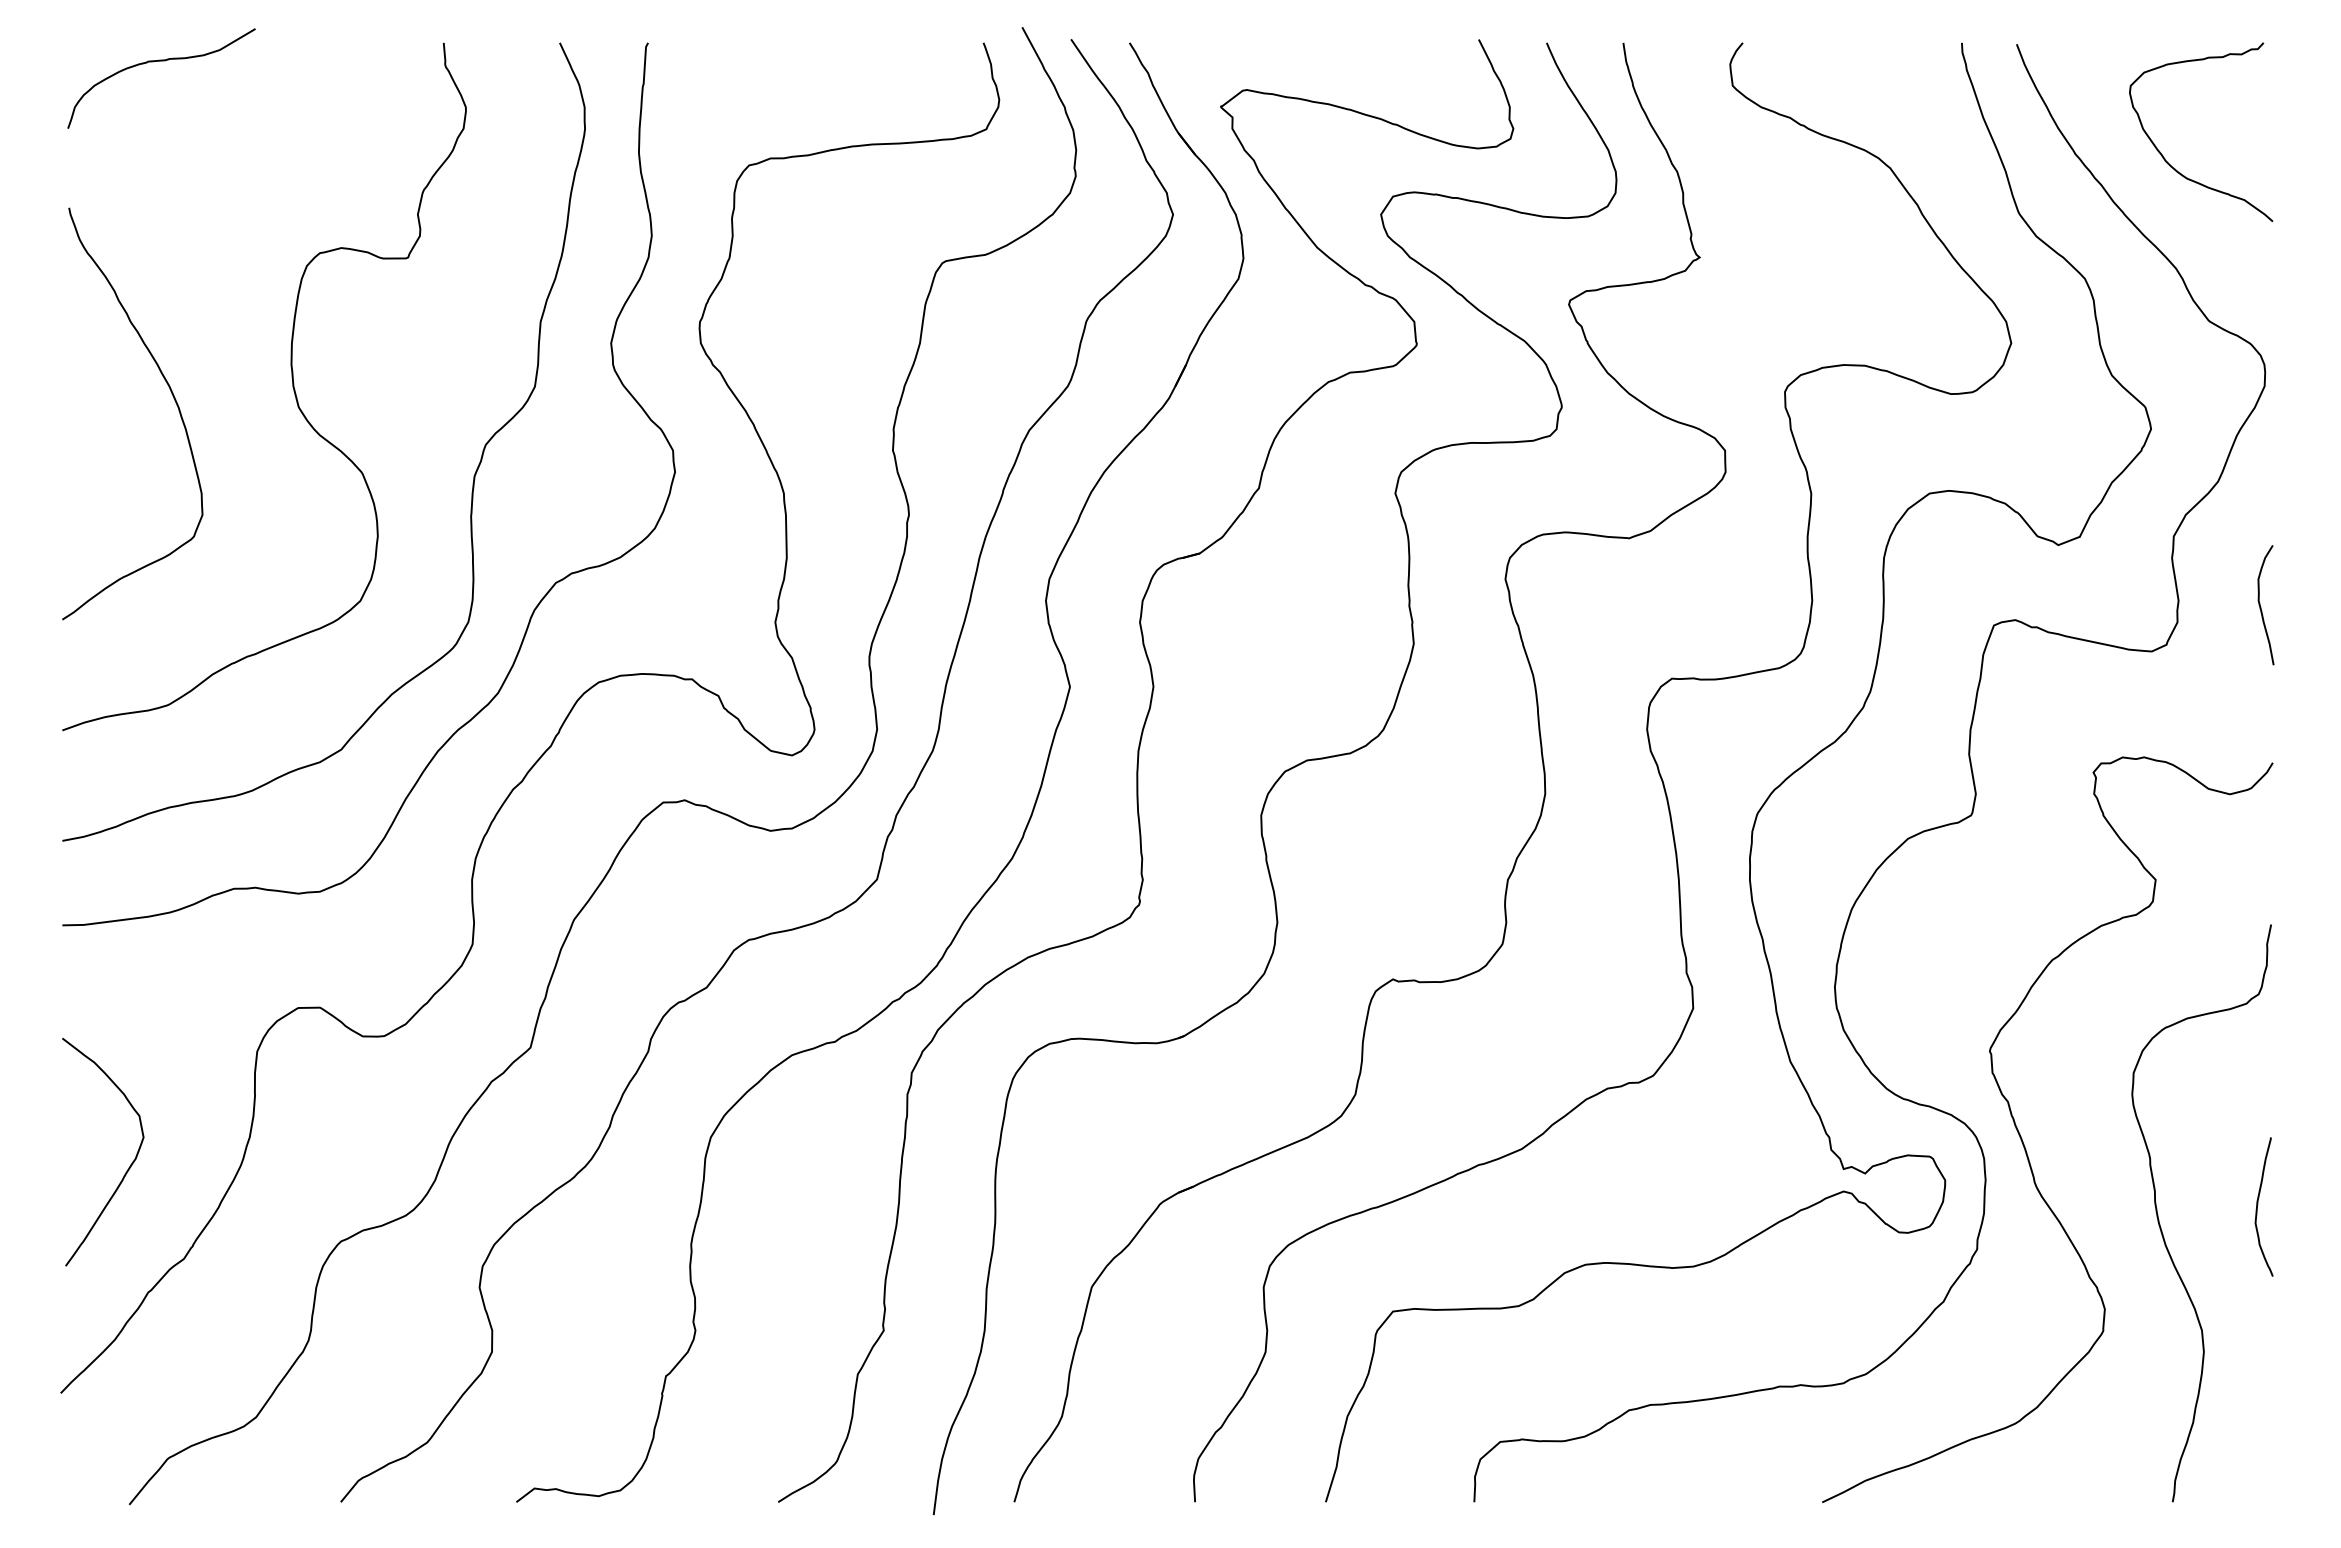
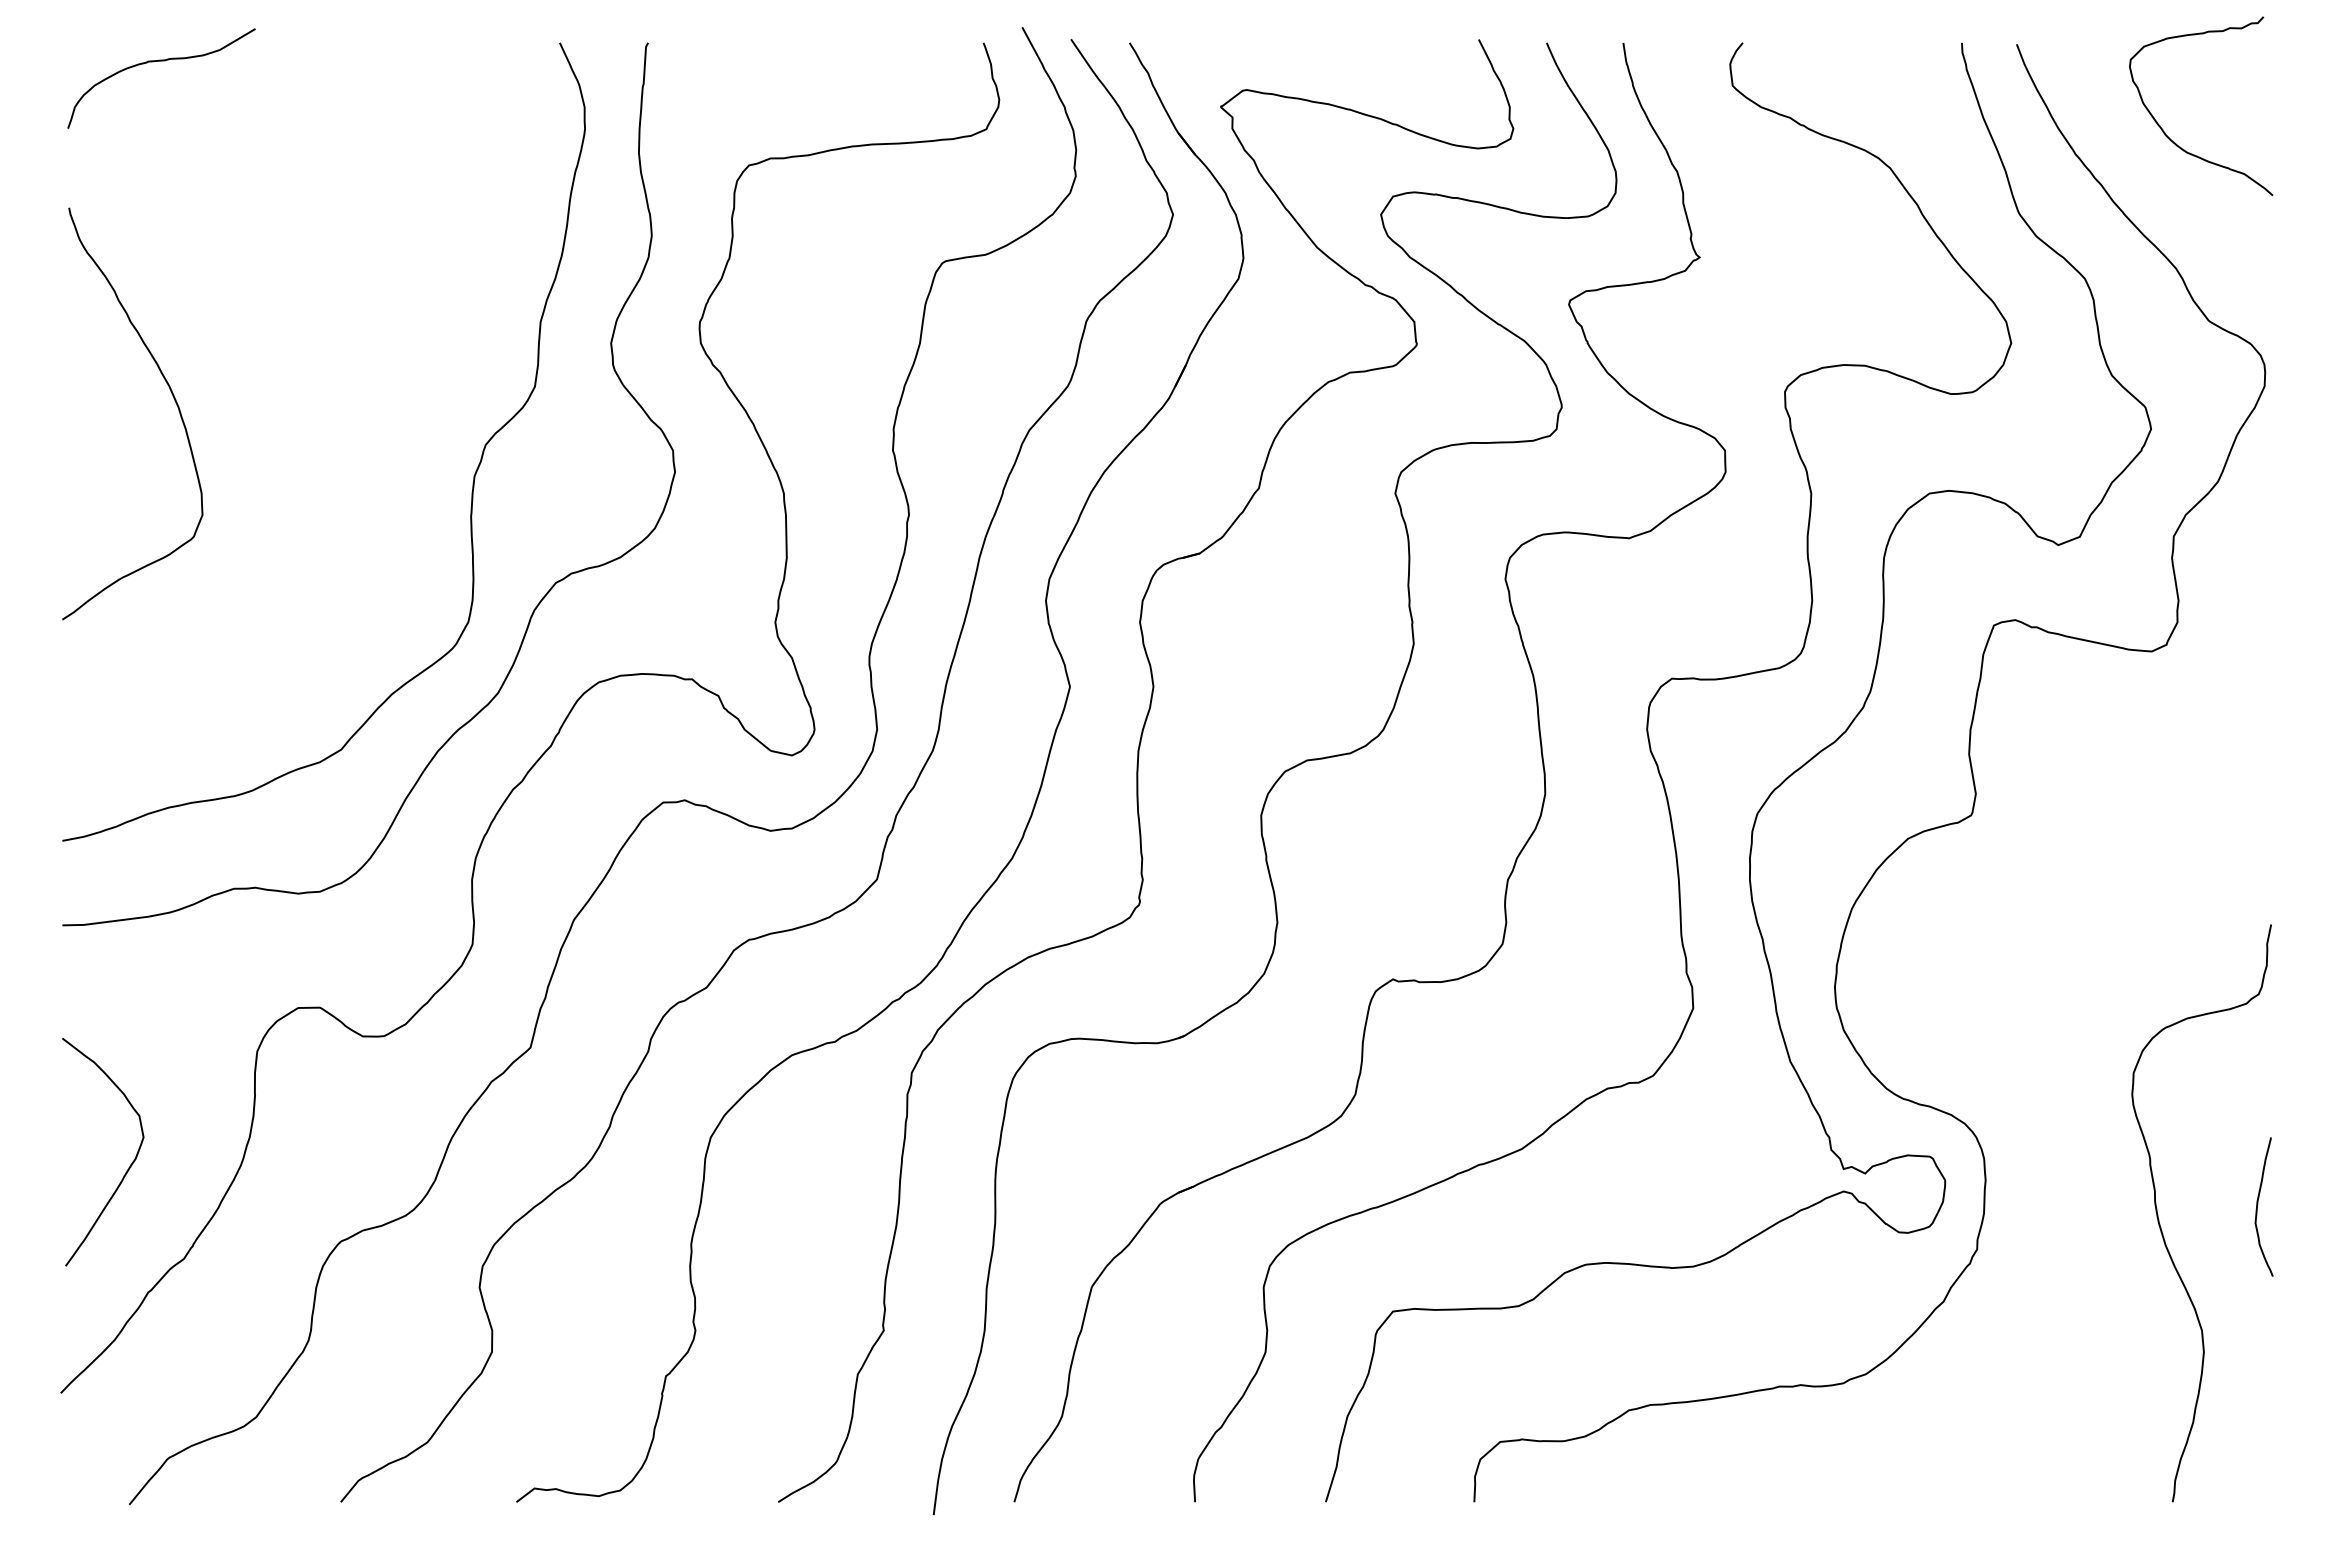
curve position: (2165, 158) -> (2165, 132) (2165, 132)
curve: present -> none (292, 386)
curve: present -> none (2261, 607)
curve: present -> none (2022, 1138)
